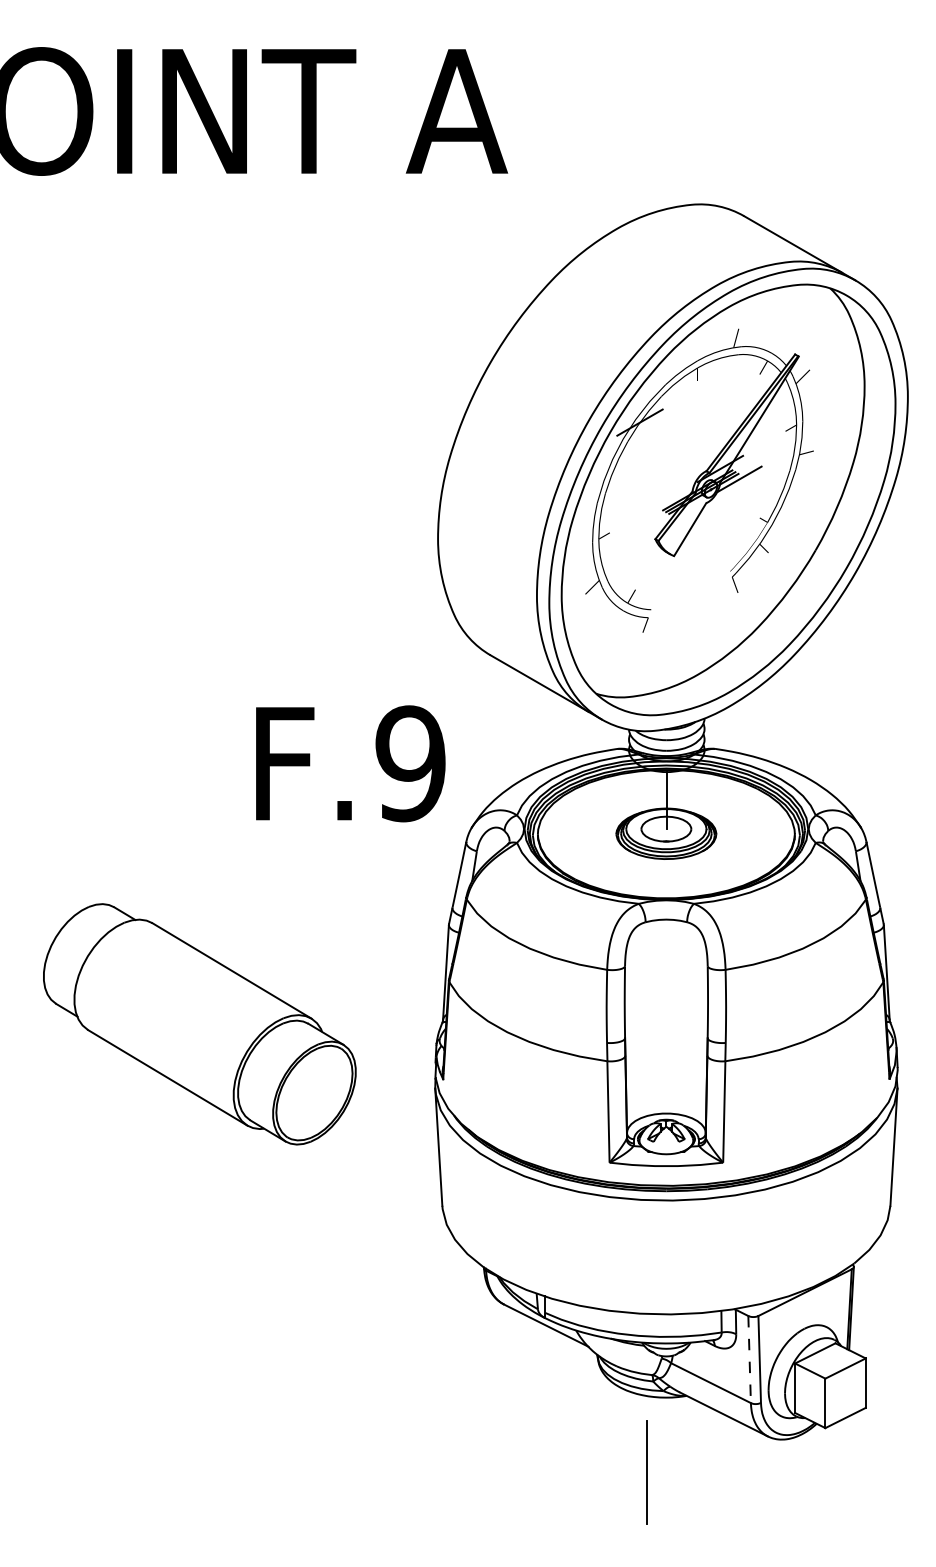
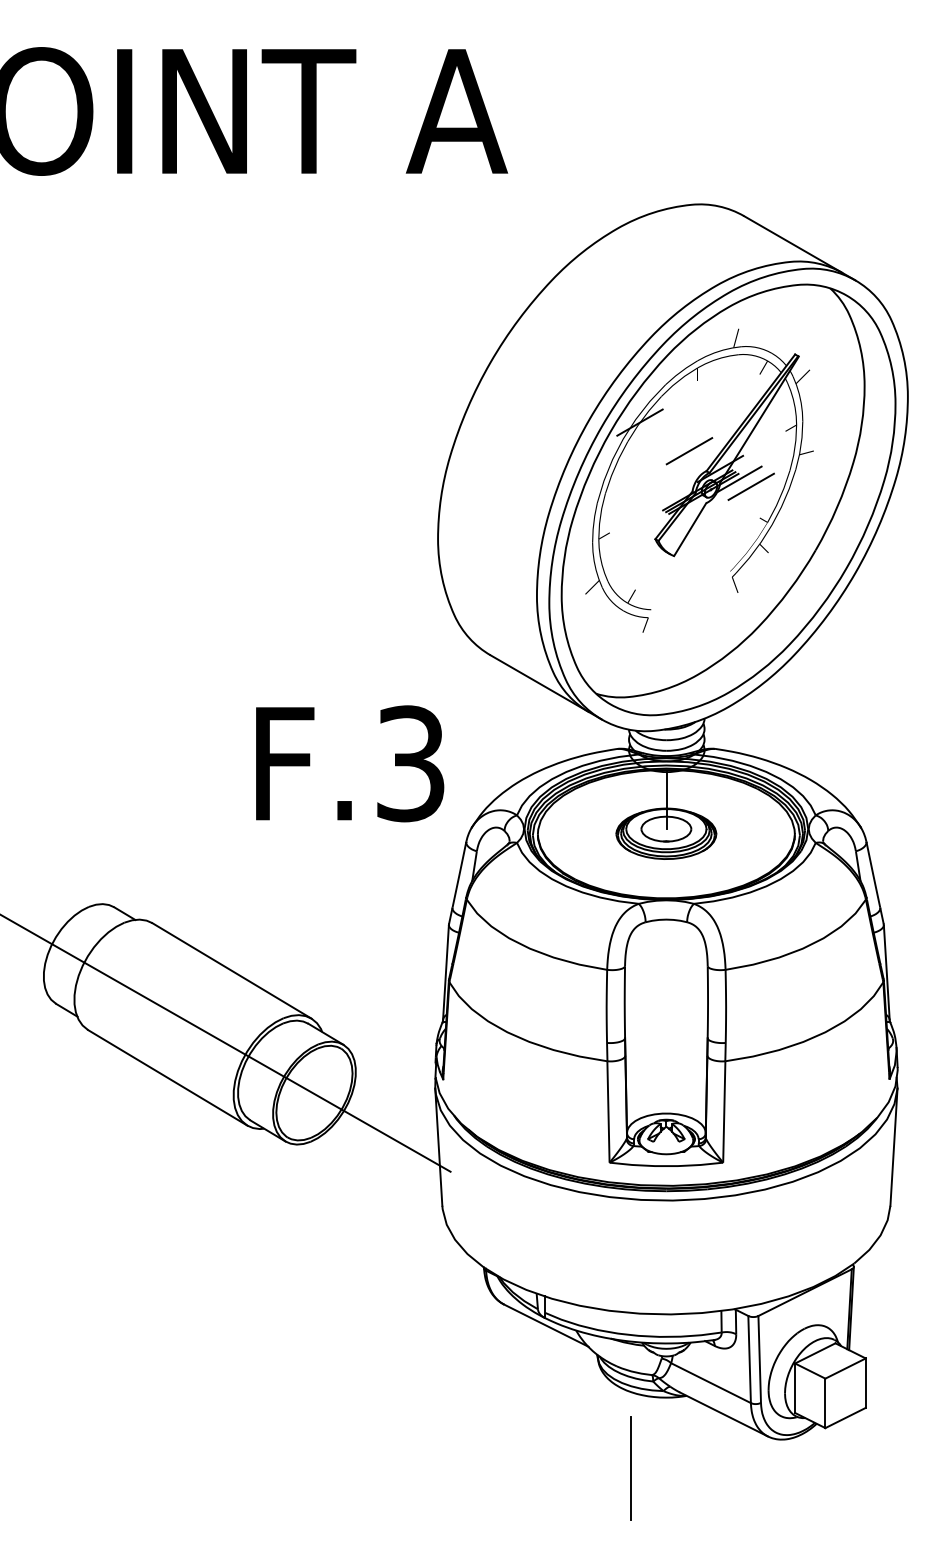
line: none -> present (689, 451)
line: none -> present (750, 486)
text: F.9 -> F.3 (410, 763)
line: none -> present (226, 1043)
line: dashed -> solid (749, 1359)
line position: (646, 1472) -> (630, 1468) (630, 1468)
